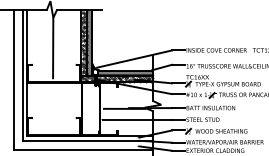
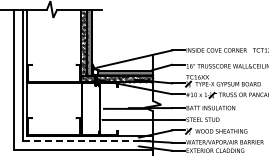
line: present -> none (53, 48)
line: solid -> dashed (88, 140)
